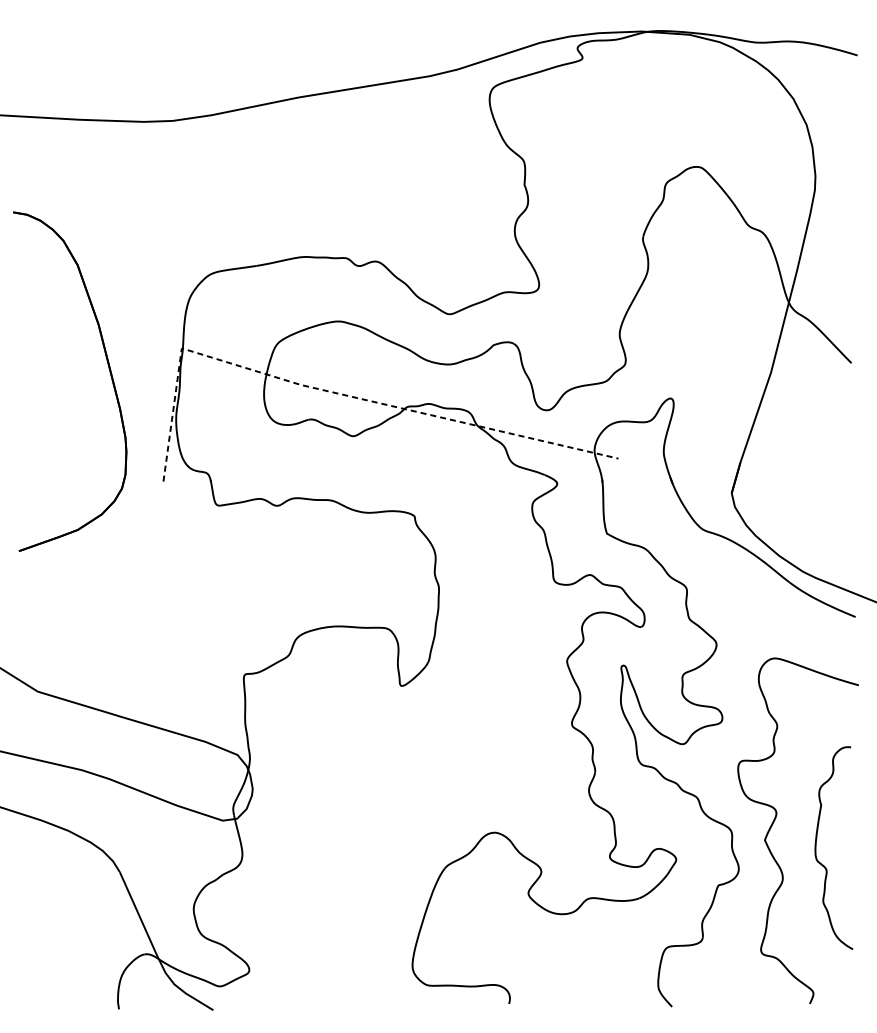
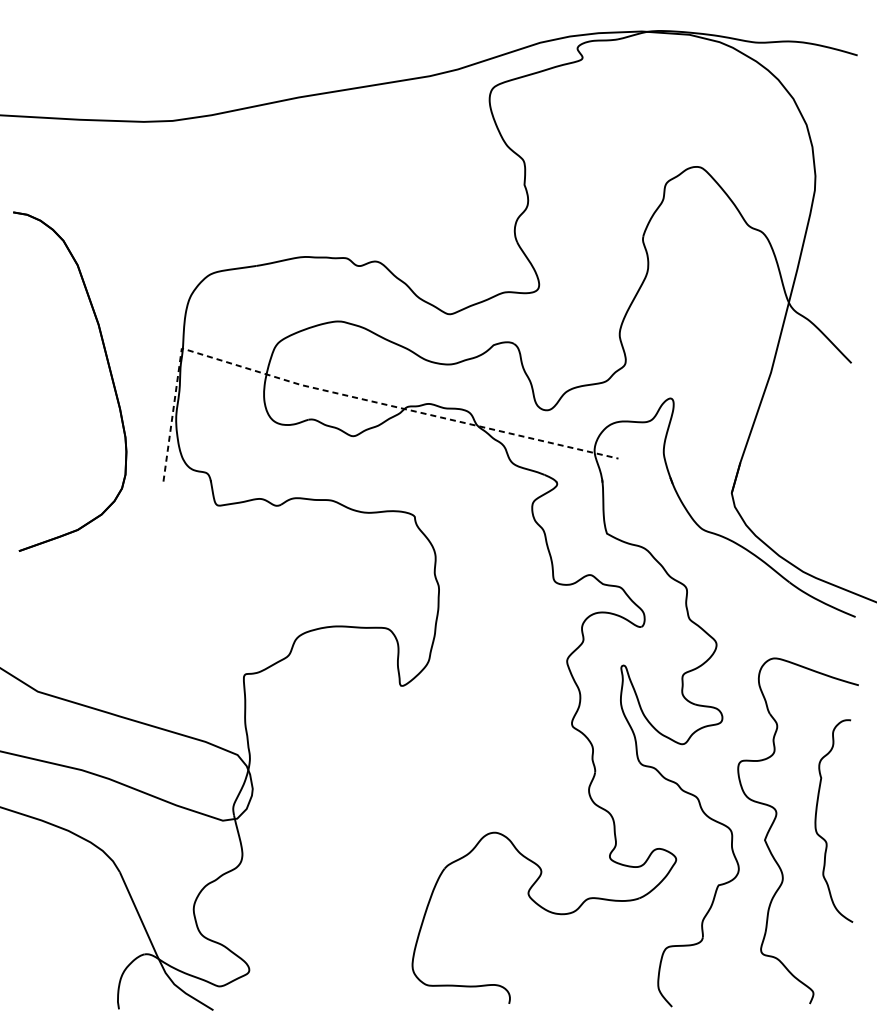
curve position: (816, 847) -> (816, 820) (816, 820)
